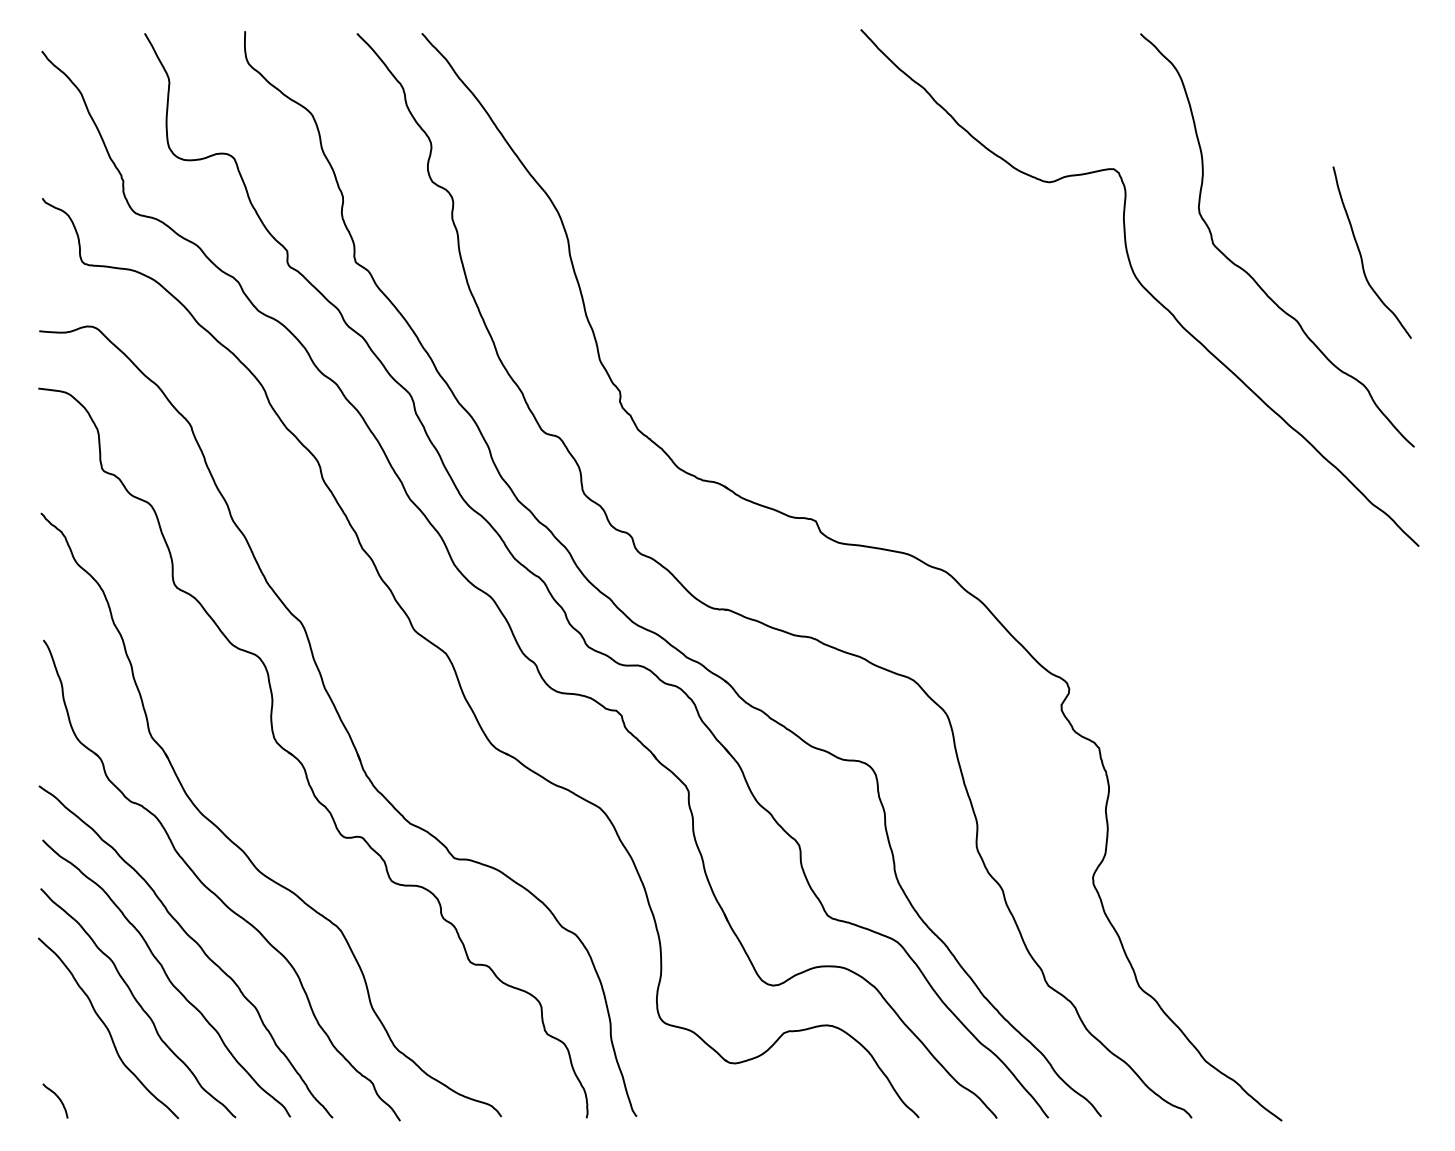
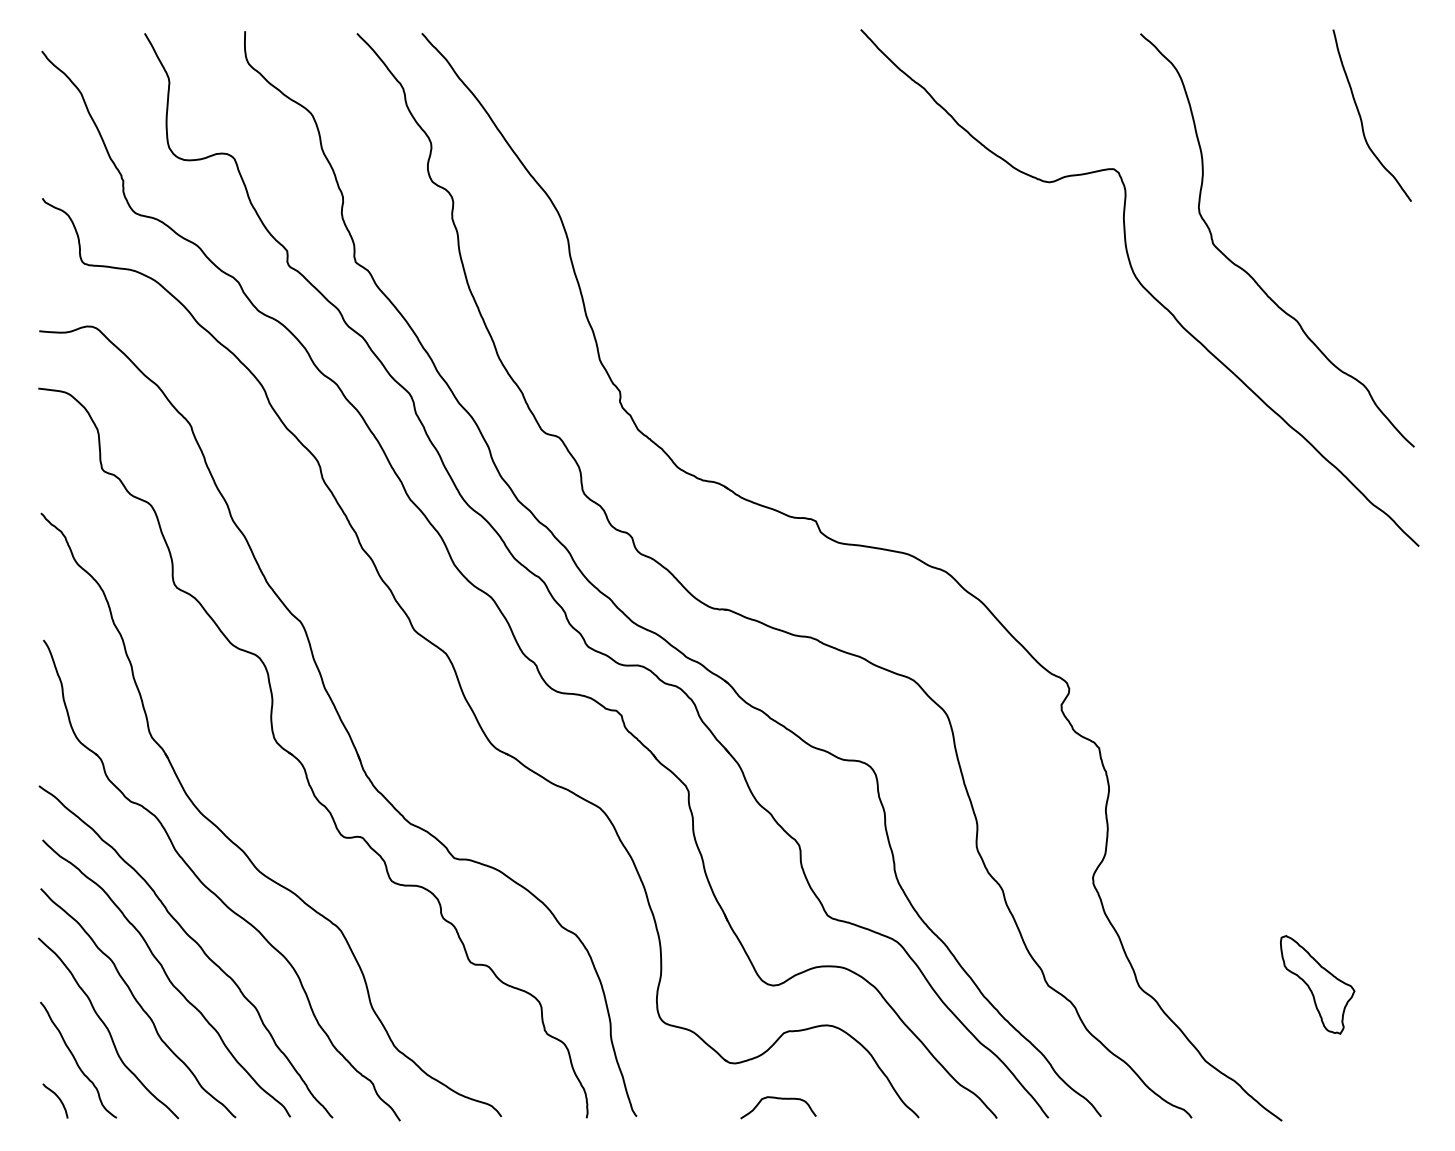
curve position: (1361, 253) -> (1361, 116) (1361, 116)
part: none -> present (1317, 984)
curve: none -> present (76, 1059)
curve: none -> present (778, 1099)
